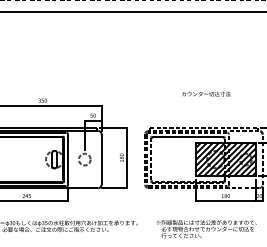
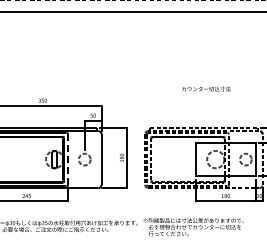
text position: (206, 93) -> (206, 88) (206, 88)
line: solid -> dashed (68, 159)
hatch: present -> none (225, 159)
text position: (206, 229) -> (193, 227) (193, 227)
